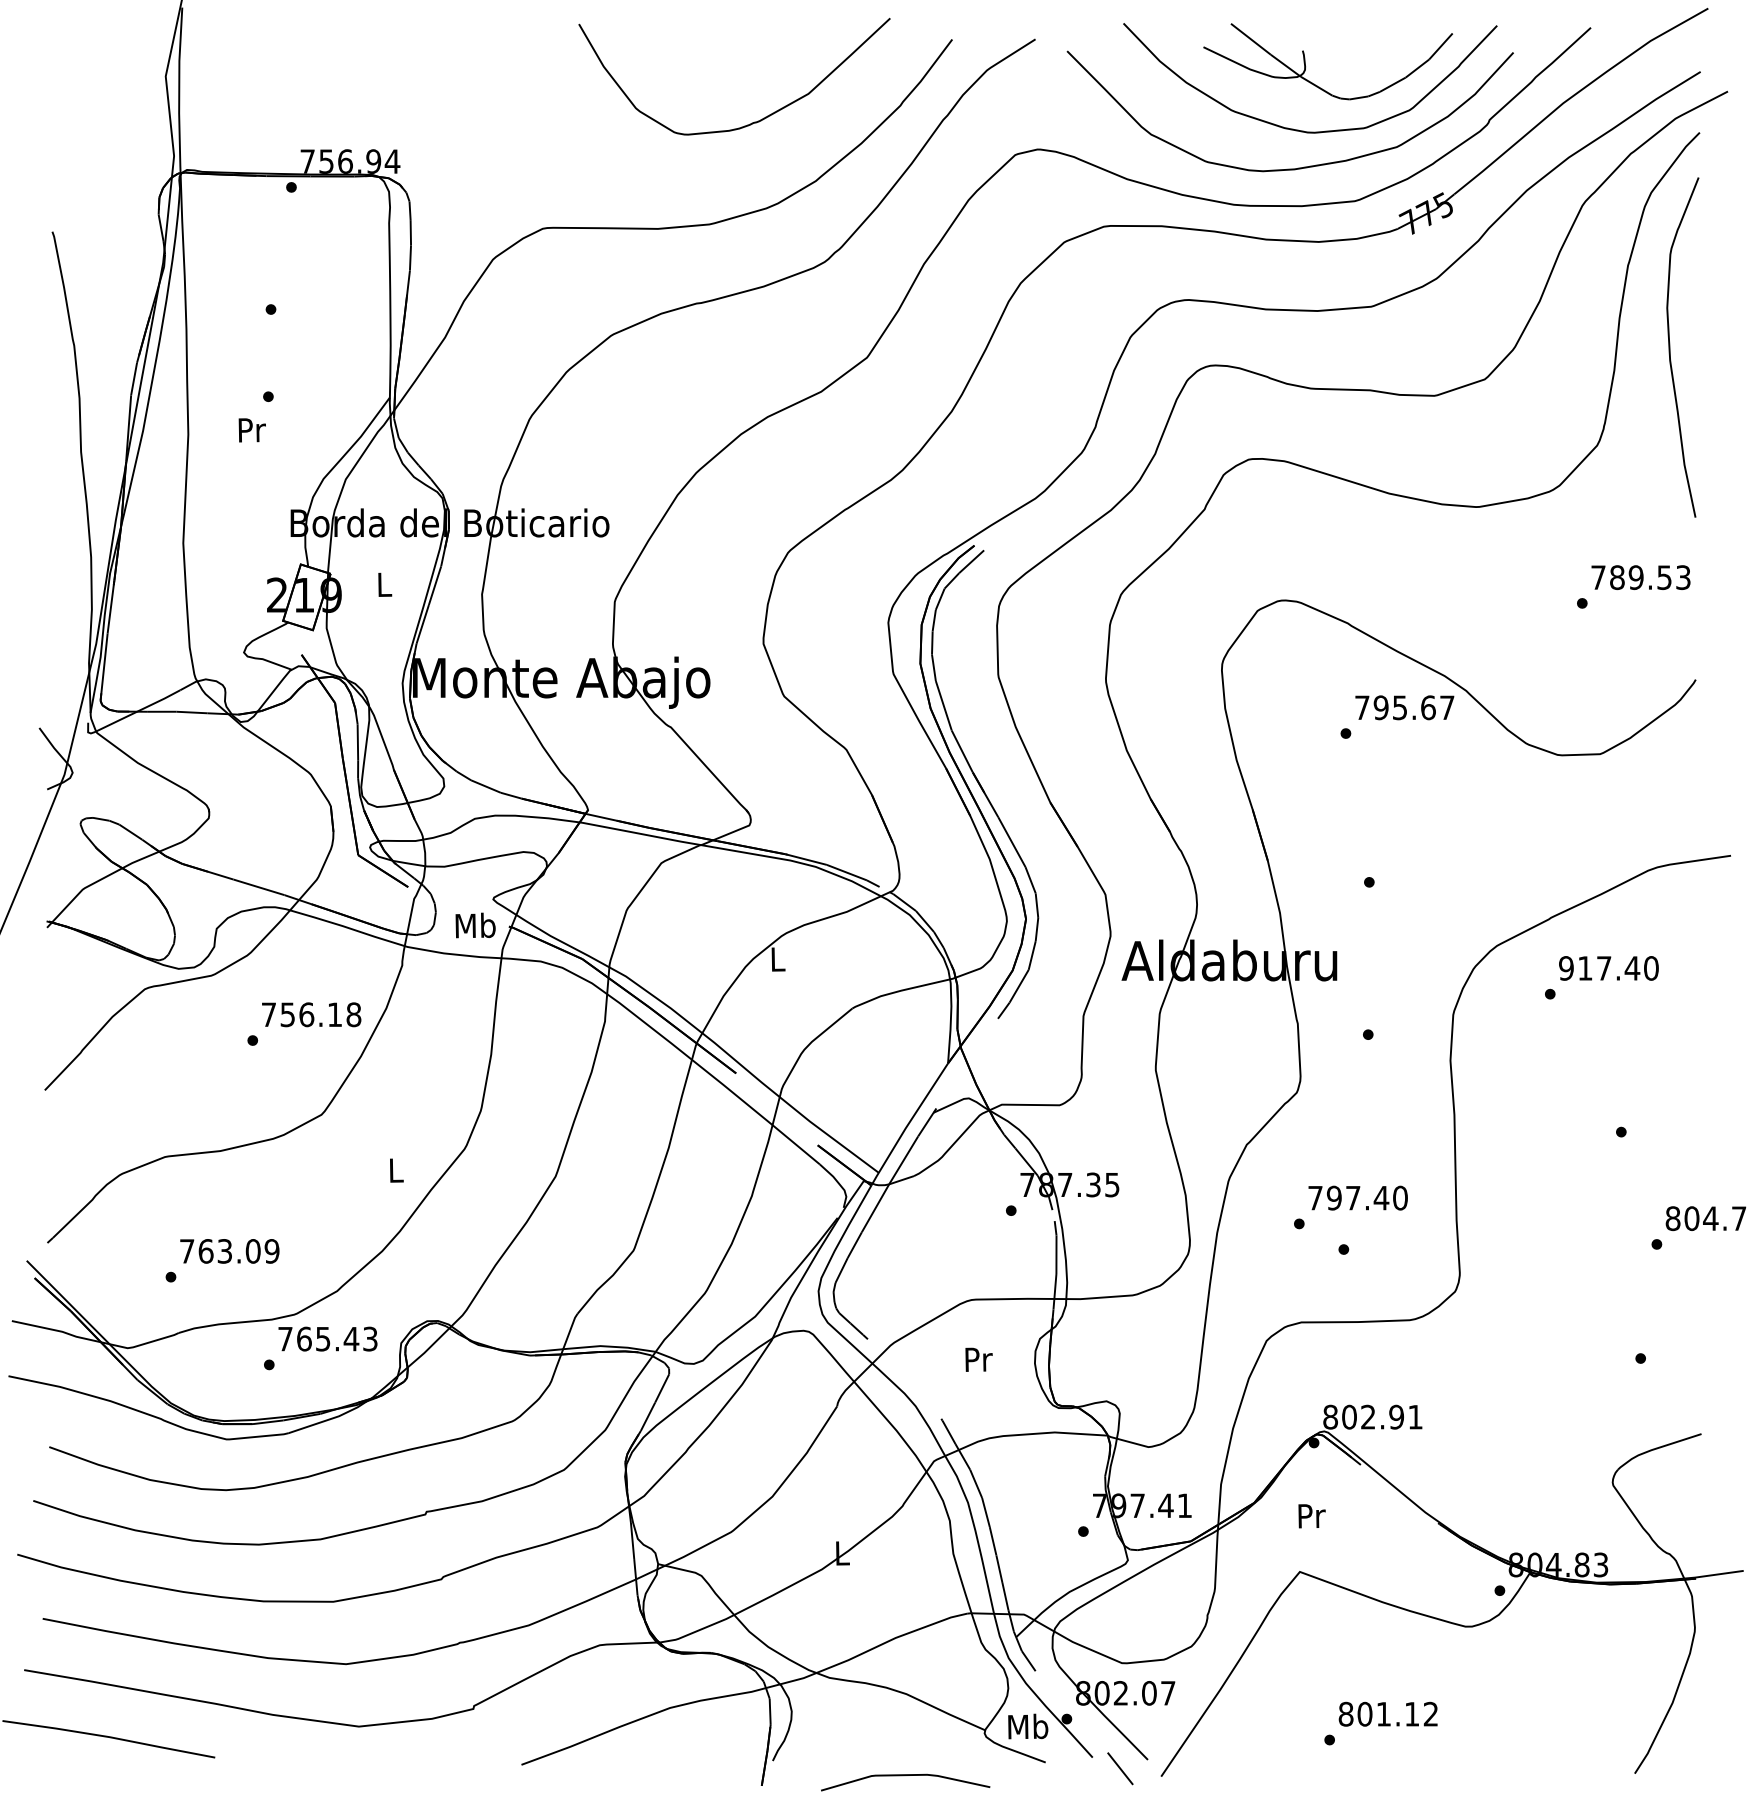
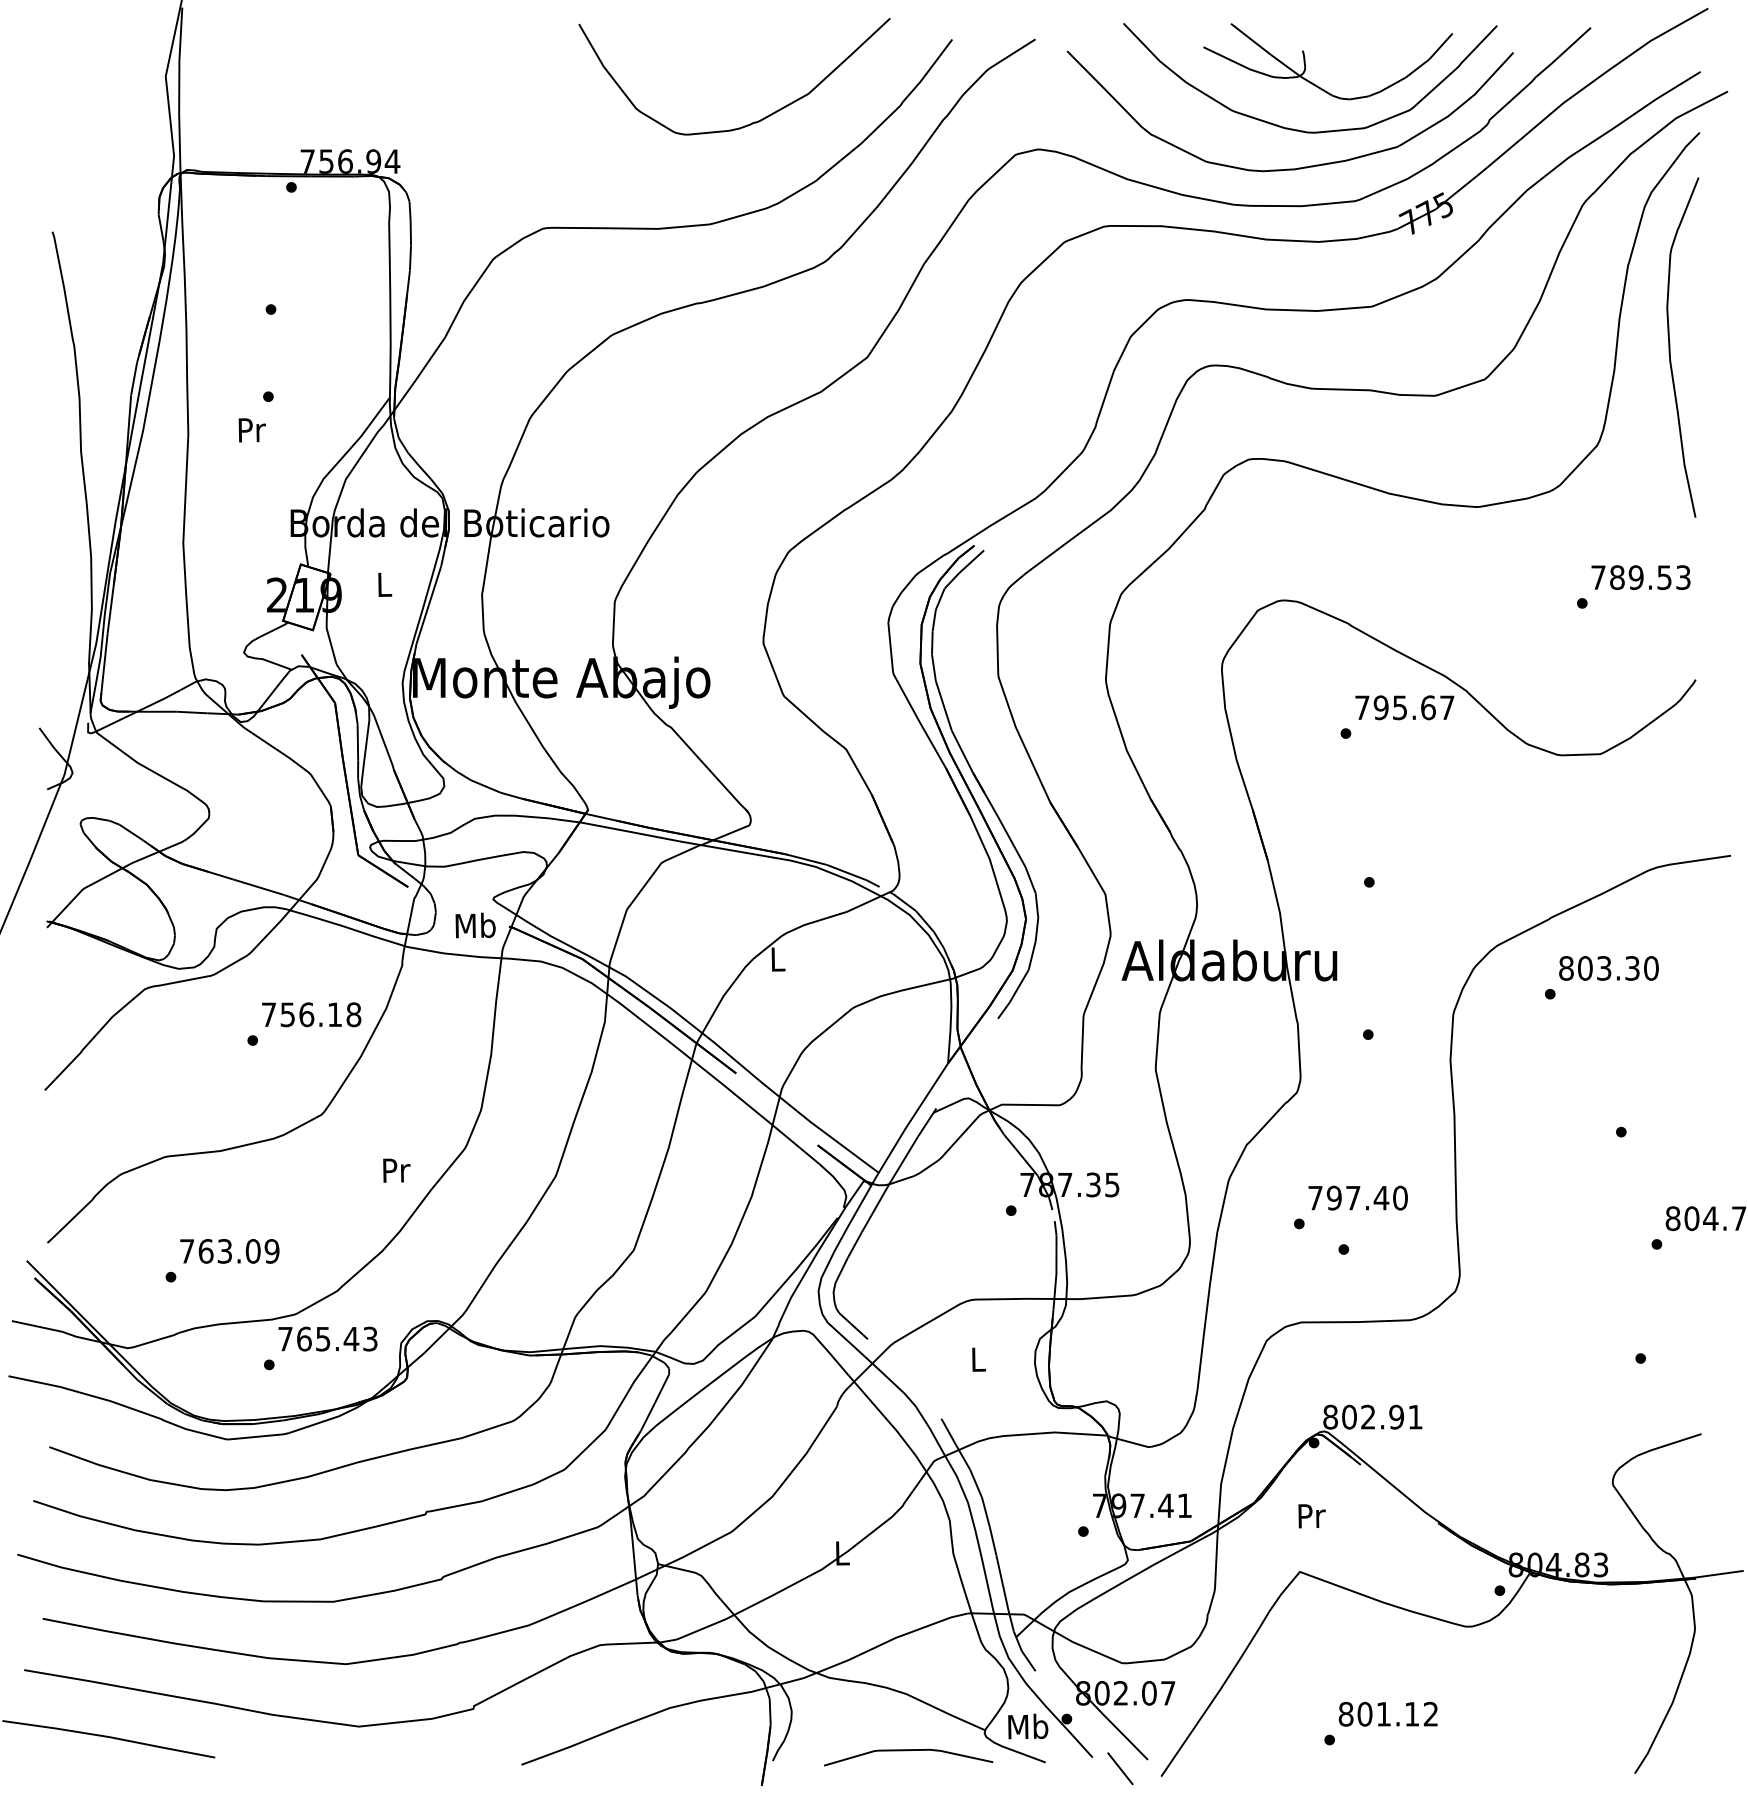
text: 917.40 -> 803.30 (1599, 968)
text: L -> Pr (396, 1170)
text: Pr -> L (978, 1359)
curve position: (904, 1776) -> (907, 1751) (907, 1751)
